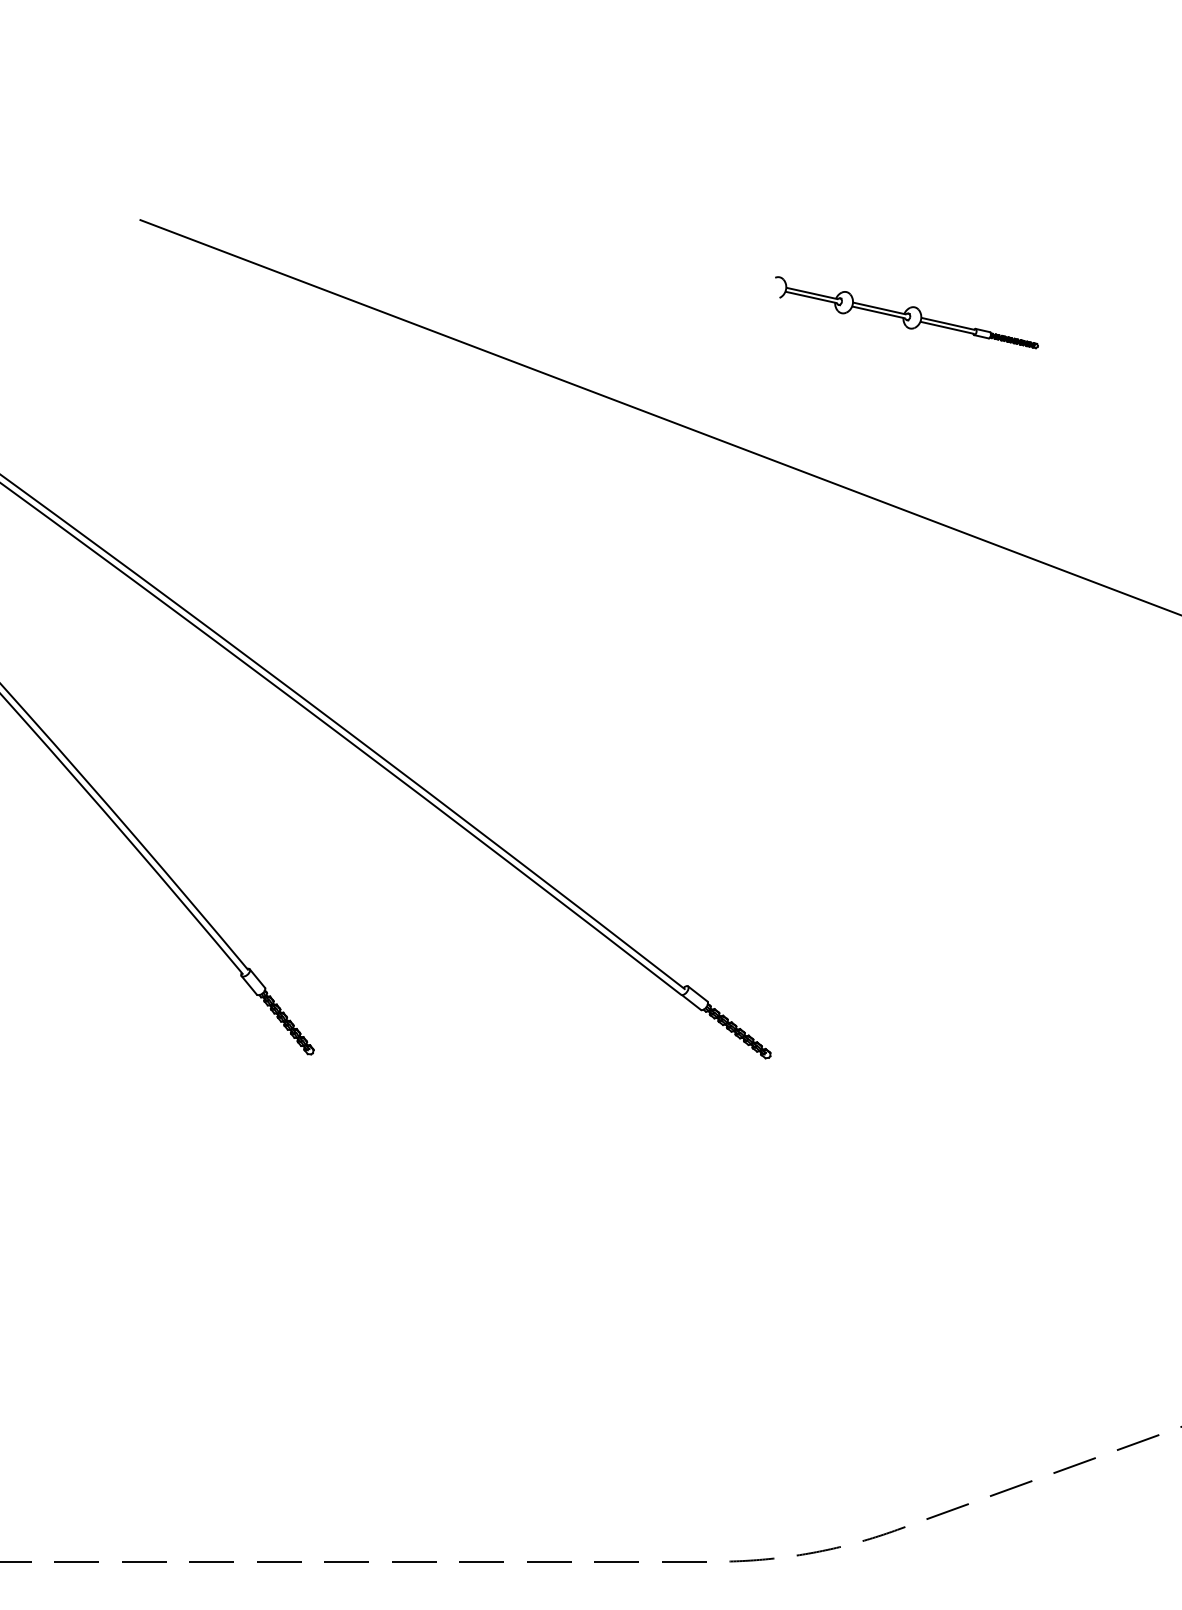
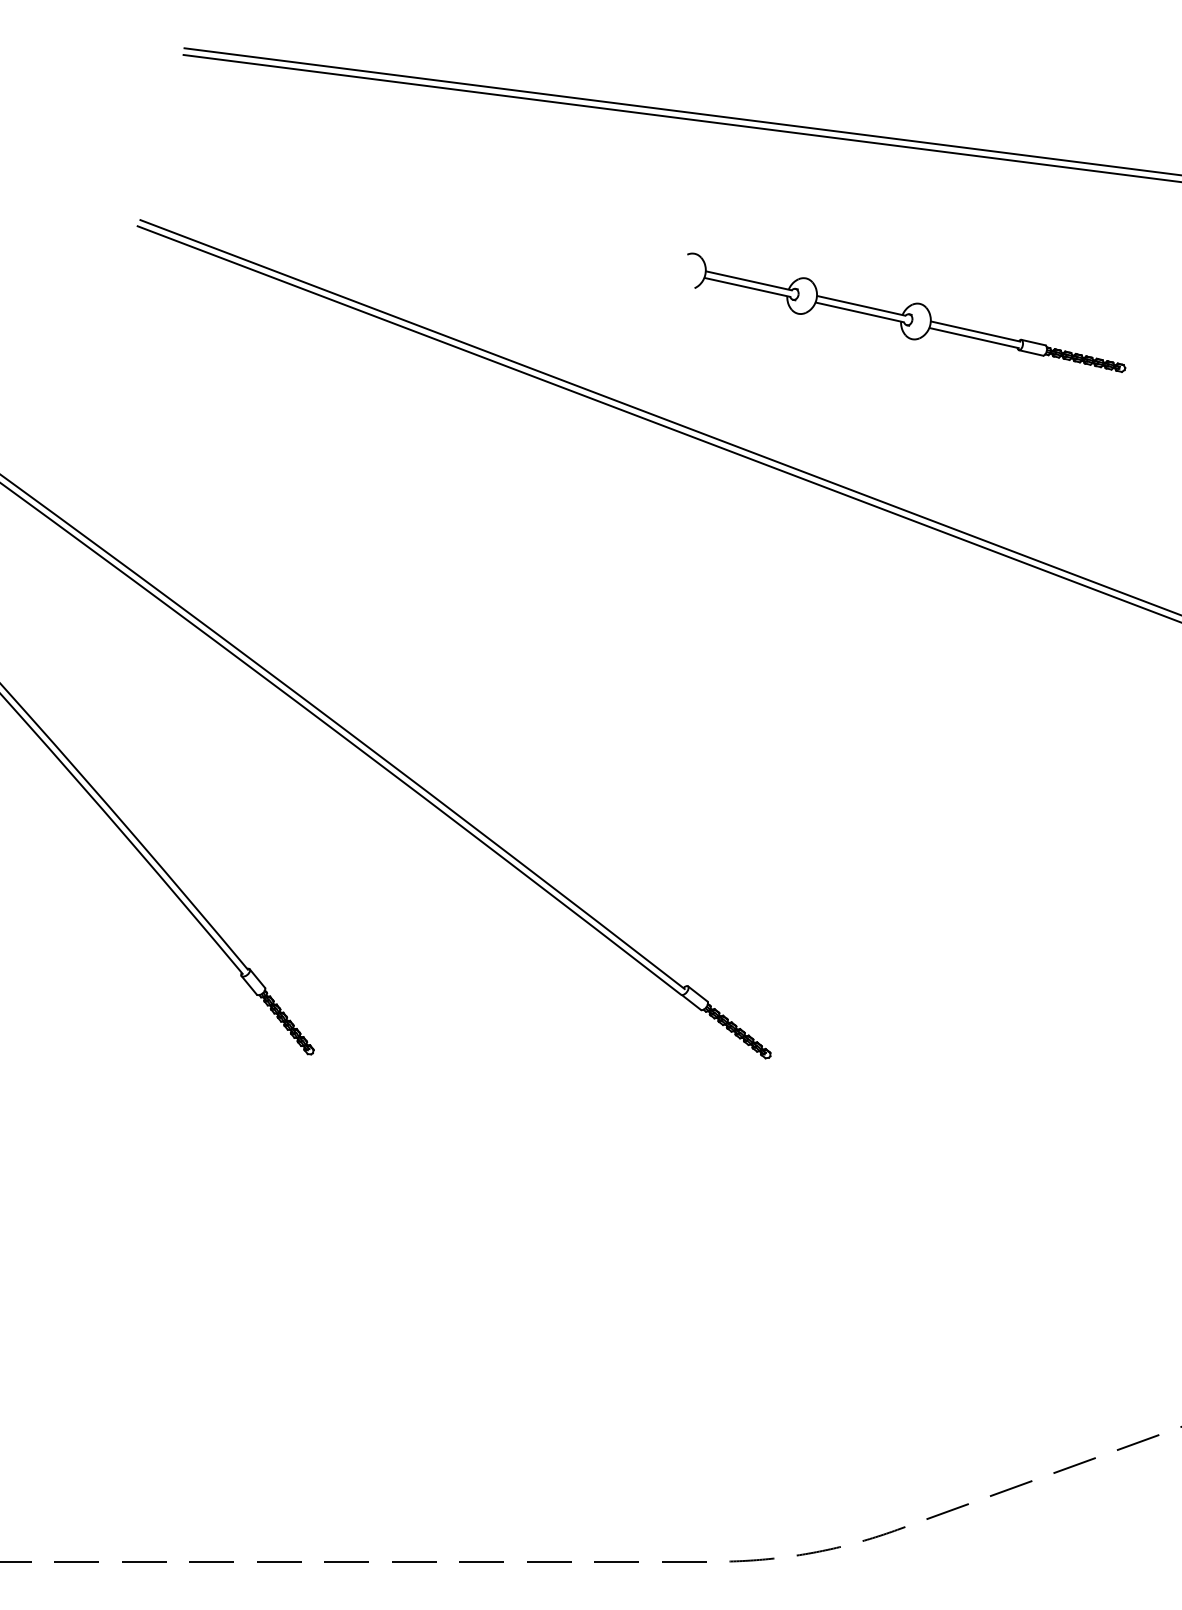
line: none -> present (681, 111)
line: none -> present (680, 117)
part size: 264x74 px -> 440x121 px (906, 312)
line: none -> present (657, 423)
